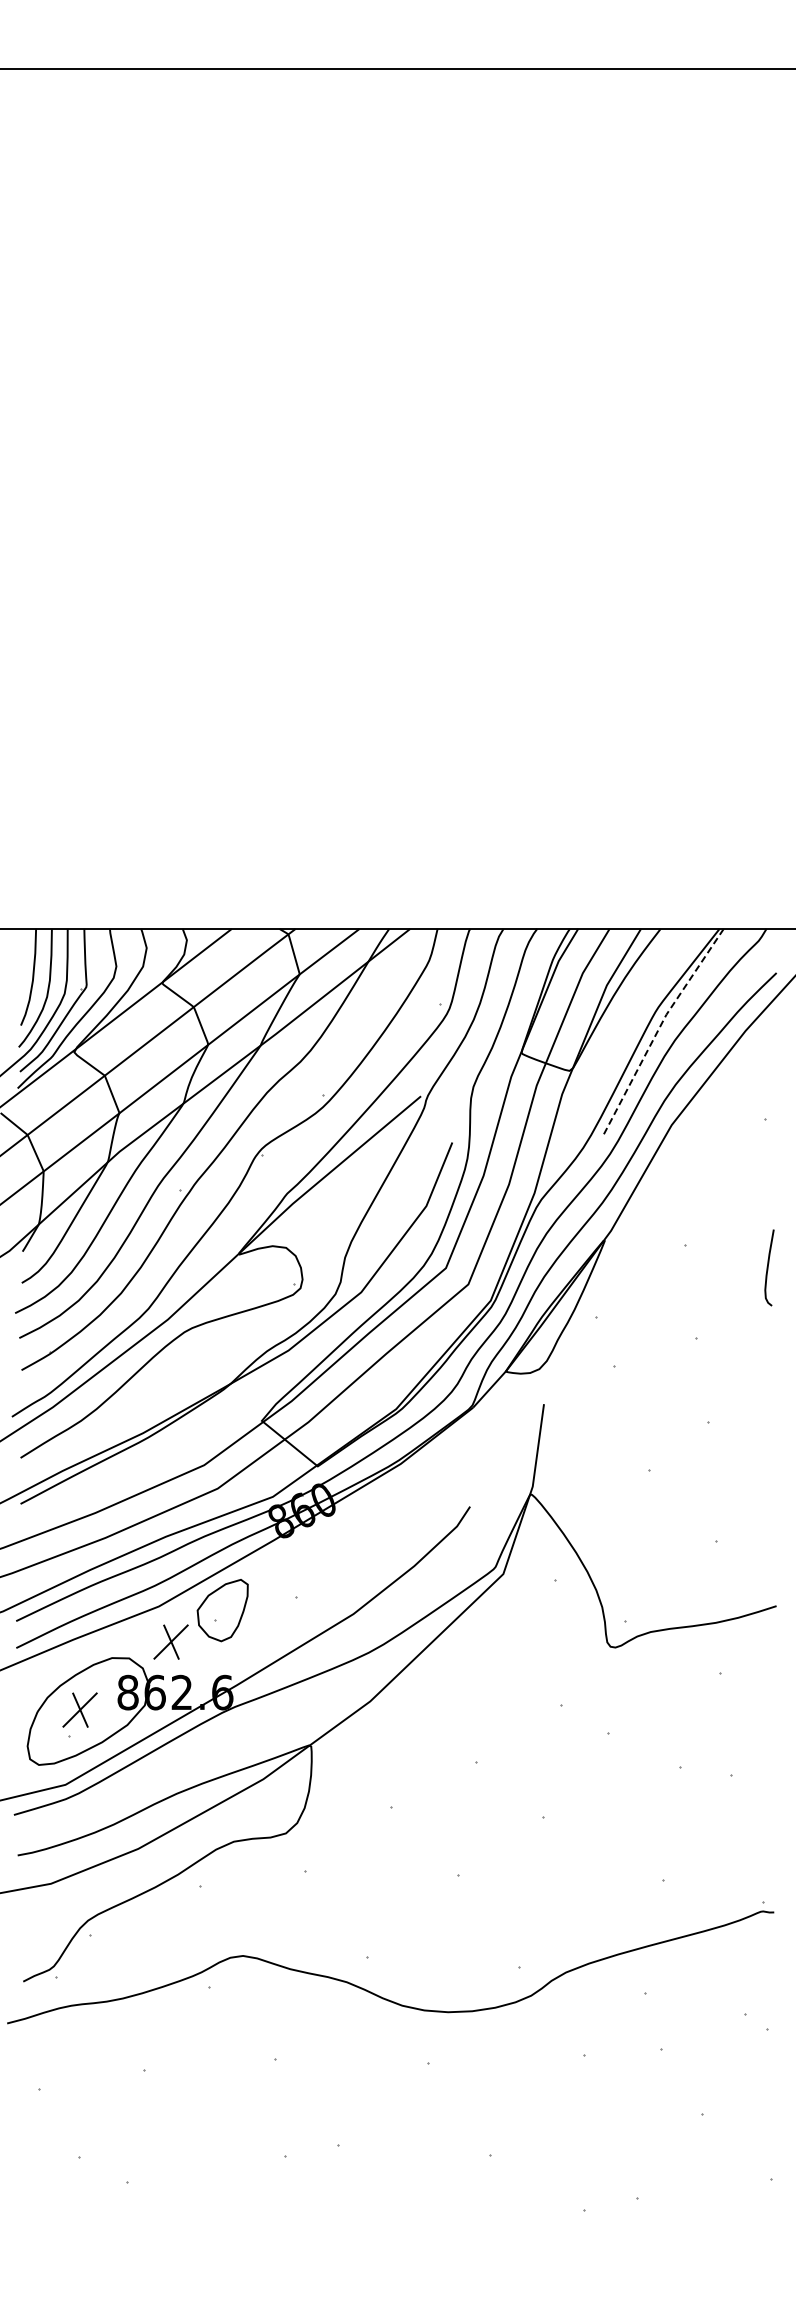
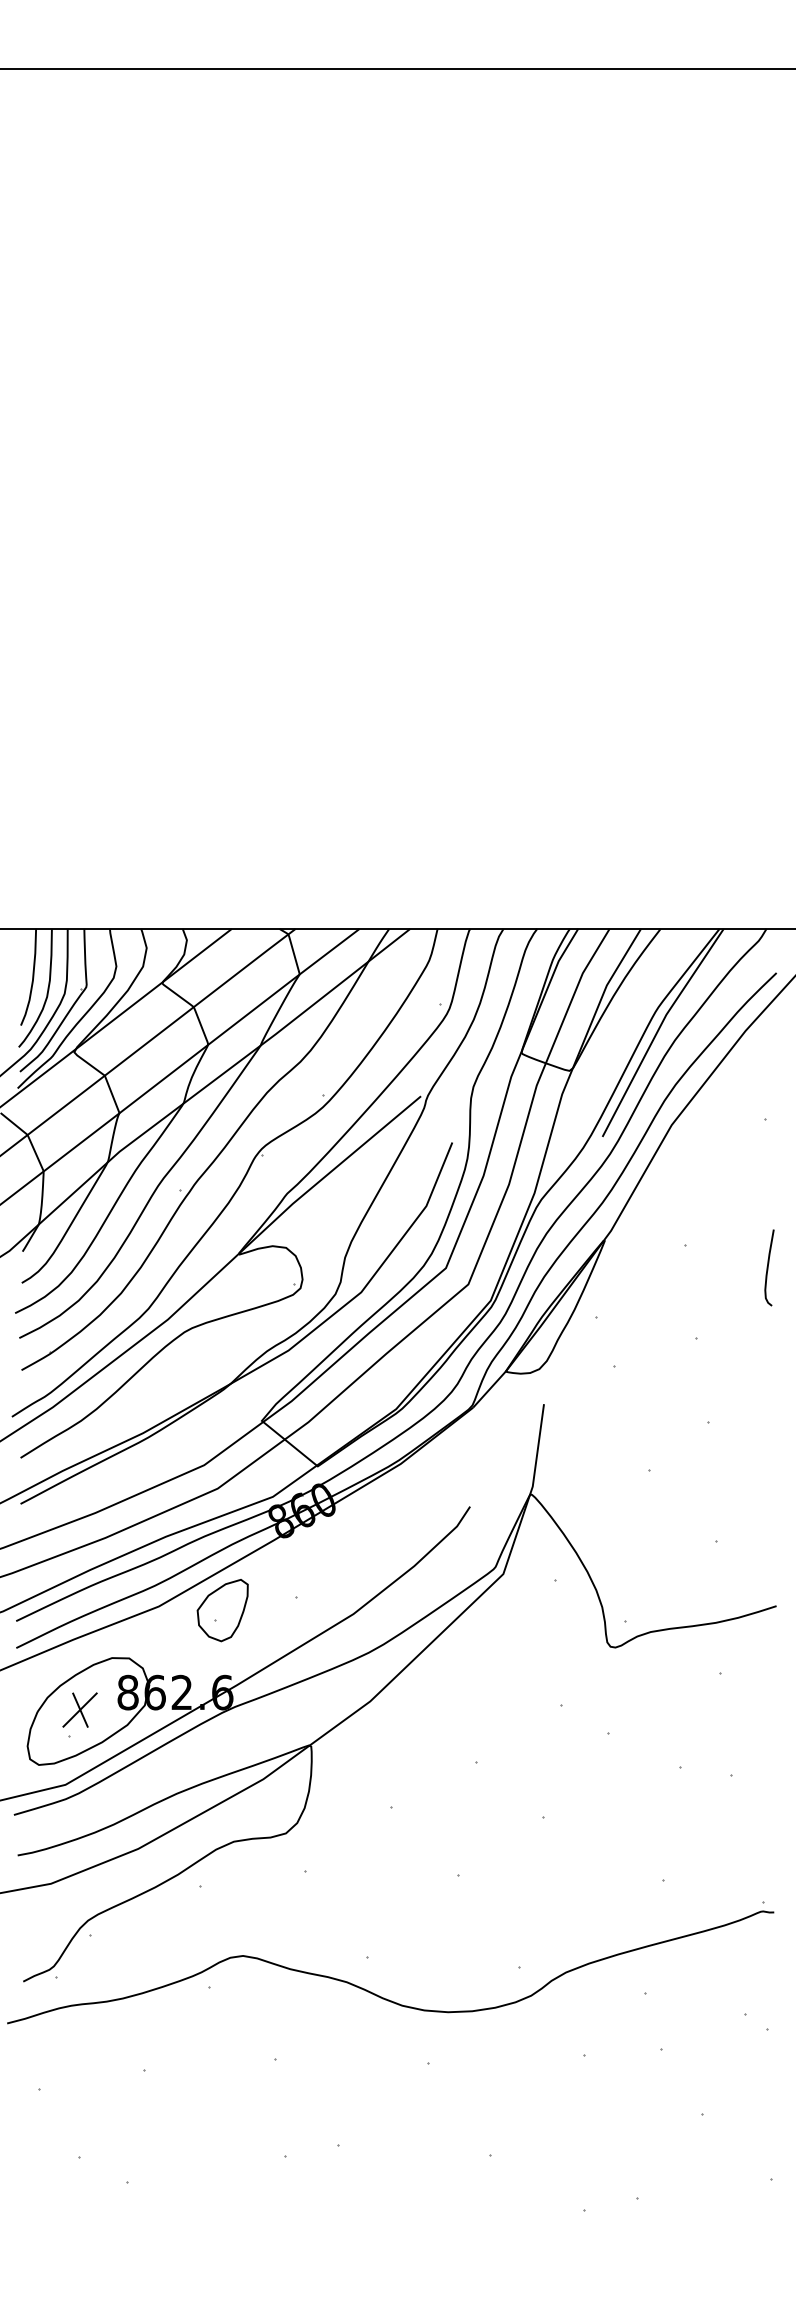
line: dashed -> solid (658, 1029)
part: present -> none (170, 1641)
